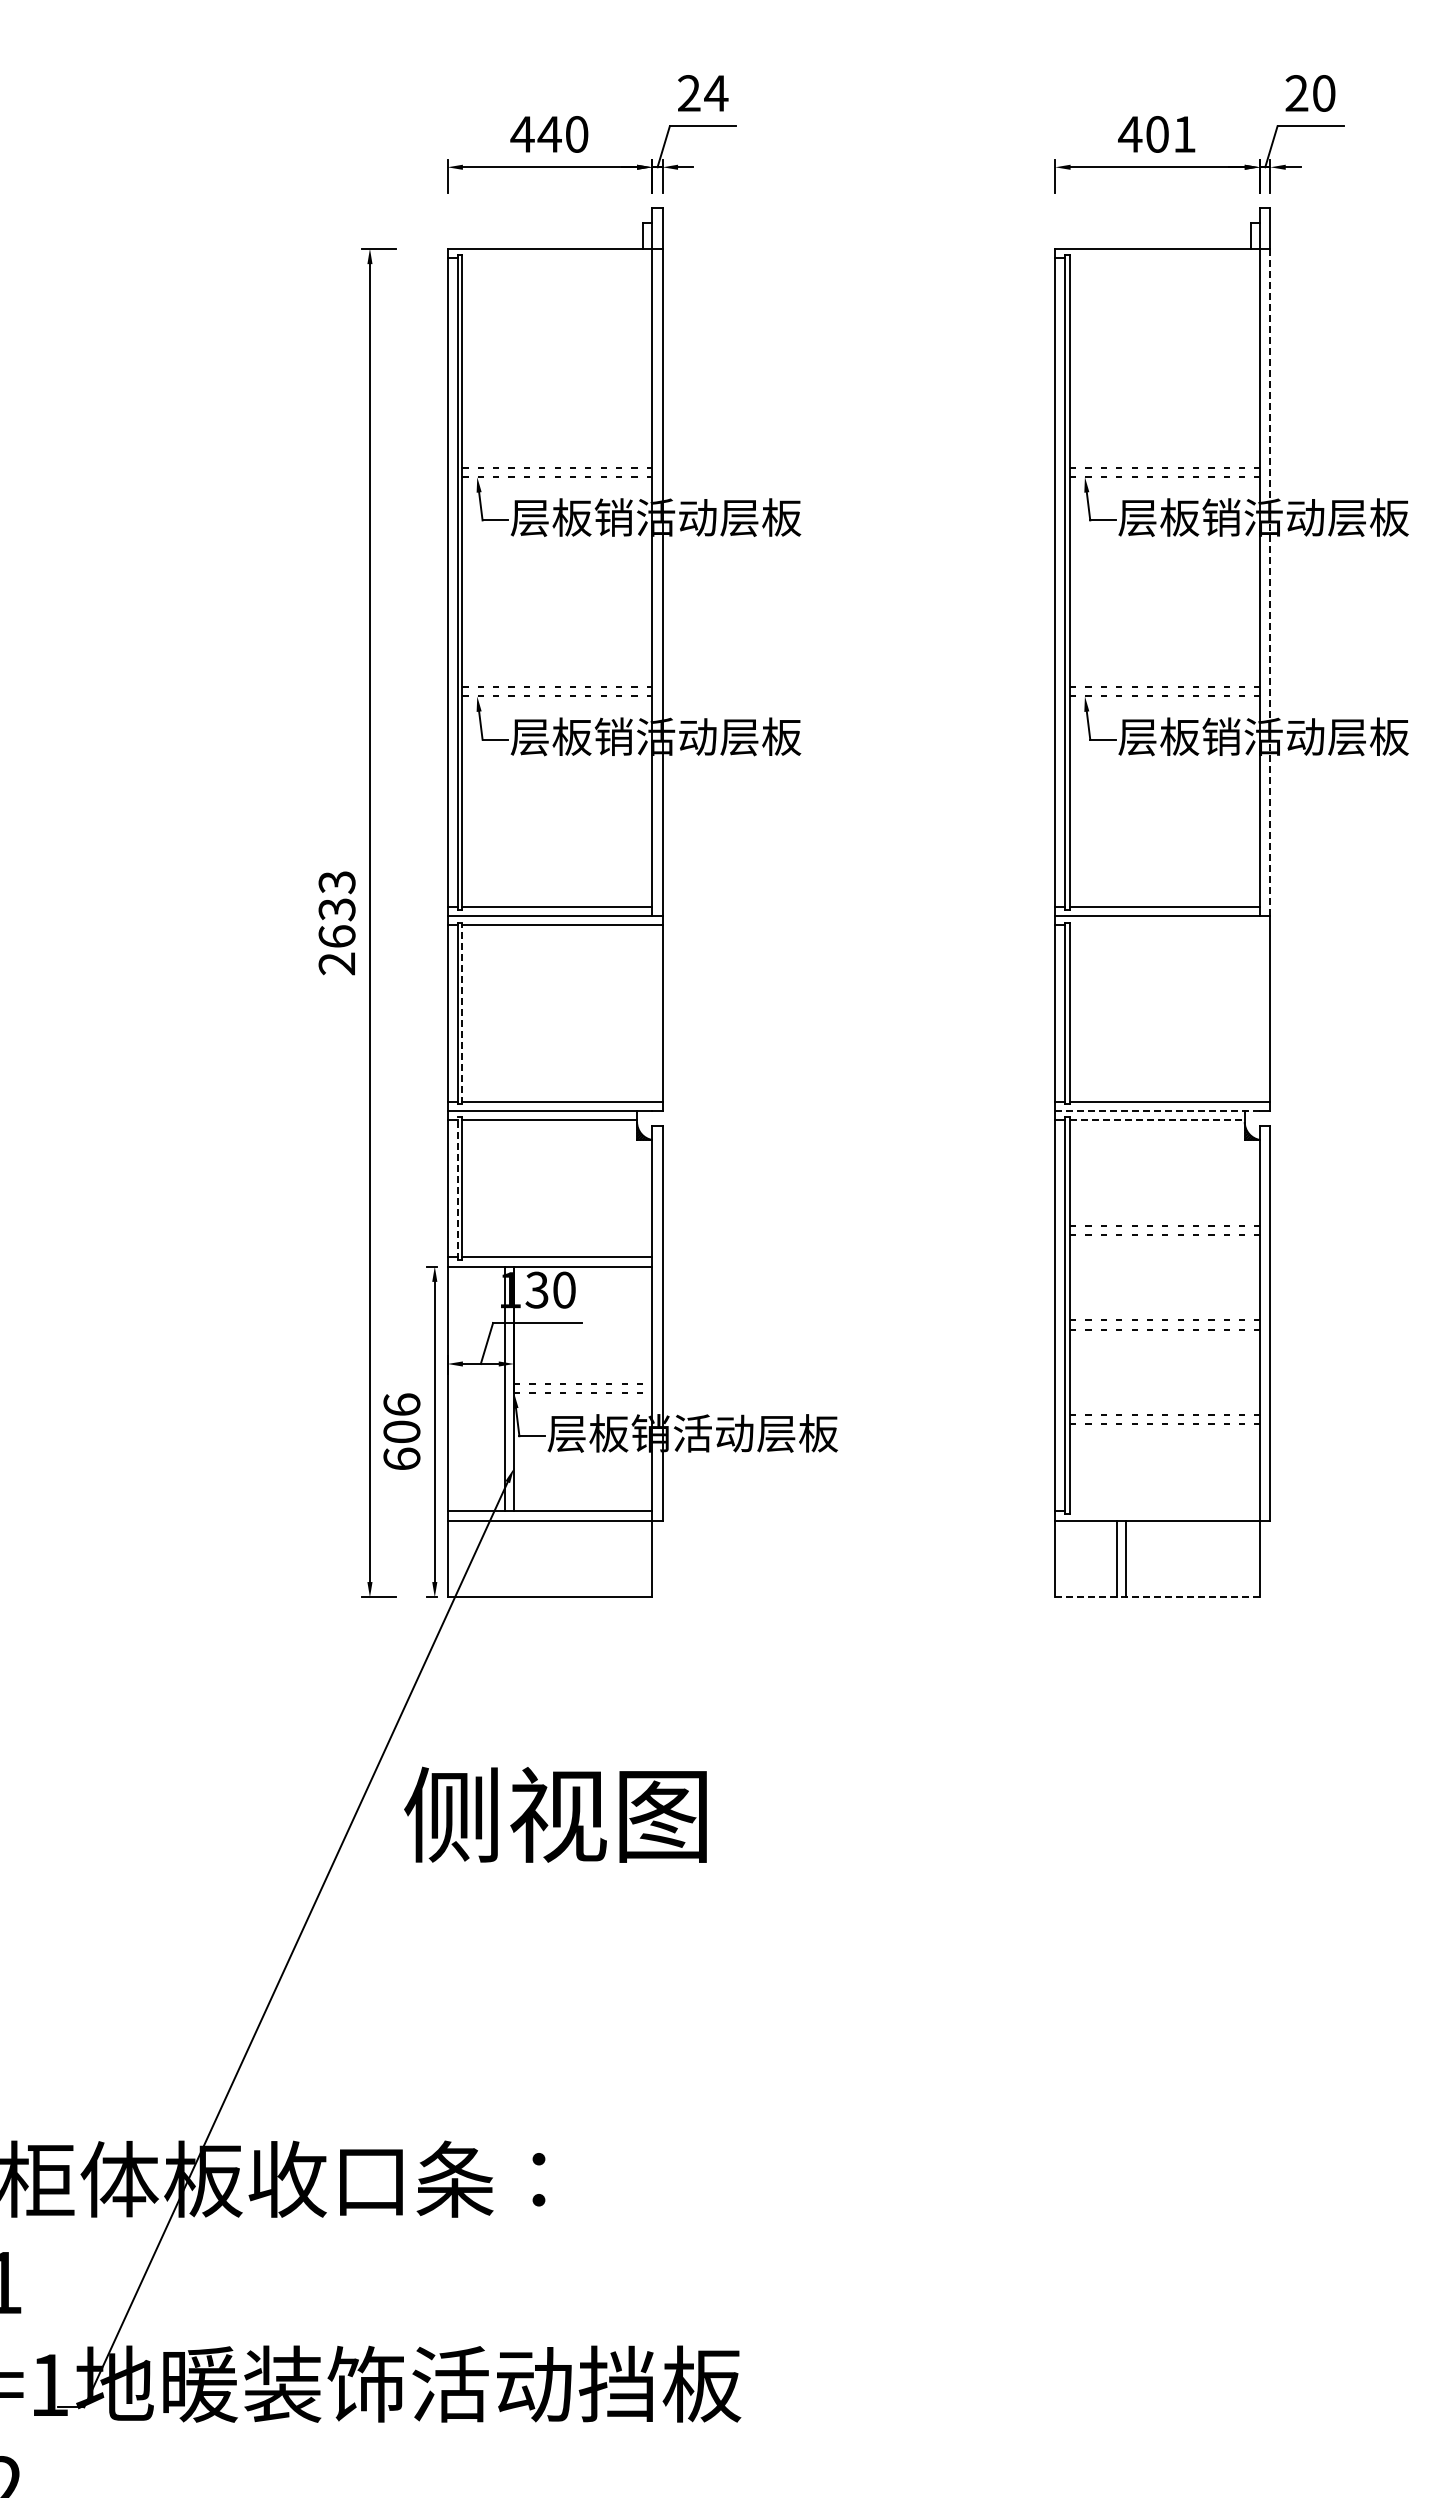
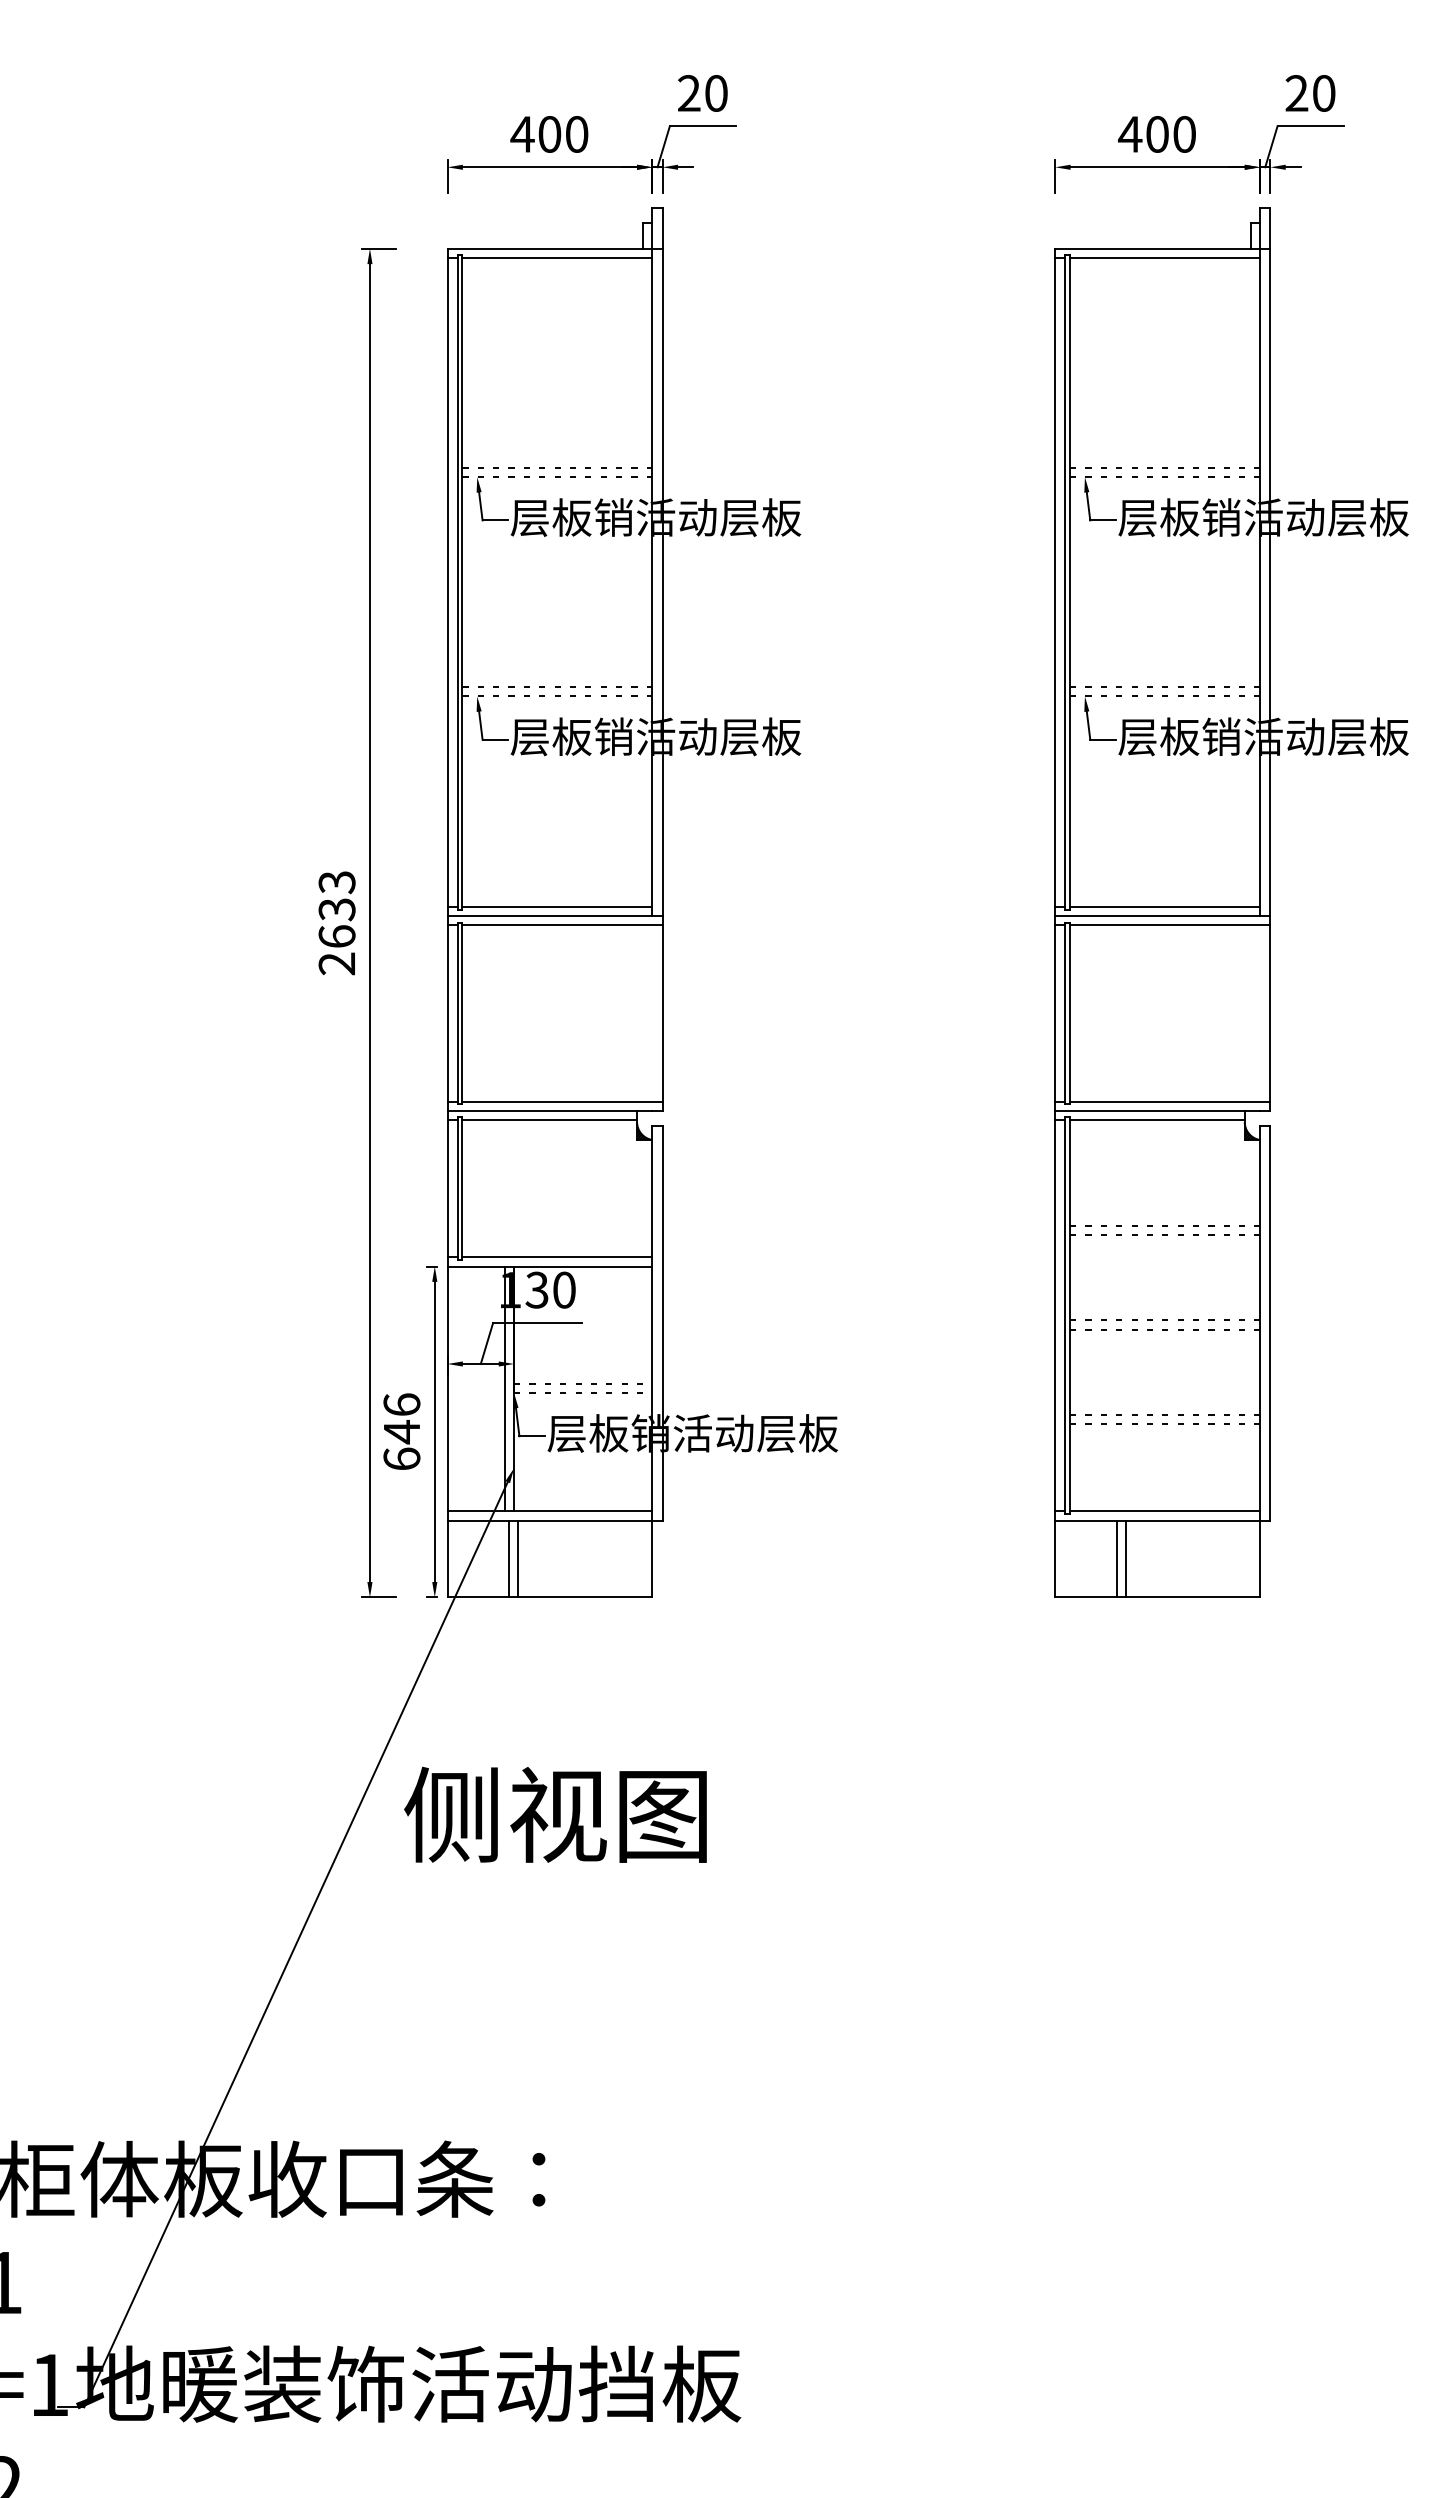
text: 24 -> 20 (716, 93)
text: 440 -> 400 (549, 134)
text: 401 -> 400 (1184, 134)
line: none -> present (557, 257)
line: none -> present (1165, 257)
line: dashed -> solid (1270, 582)
line: none -> present (1170, 925)
line: dashed -> solid (462, 1013)
line: dashed -> solid (1158, 1110)
line: dashed -> solid (1157, 1120)
line: dashed -> solid (457, 1188)
text: 606 -> 646 (401, 1432)
line: none -> present (1165, 1511)
line: none -> present (509, 1558)
line: none -> present (518, 1558)
line: dashed -> solid (1158, 1597)
